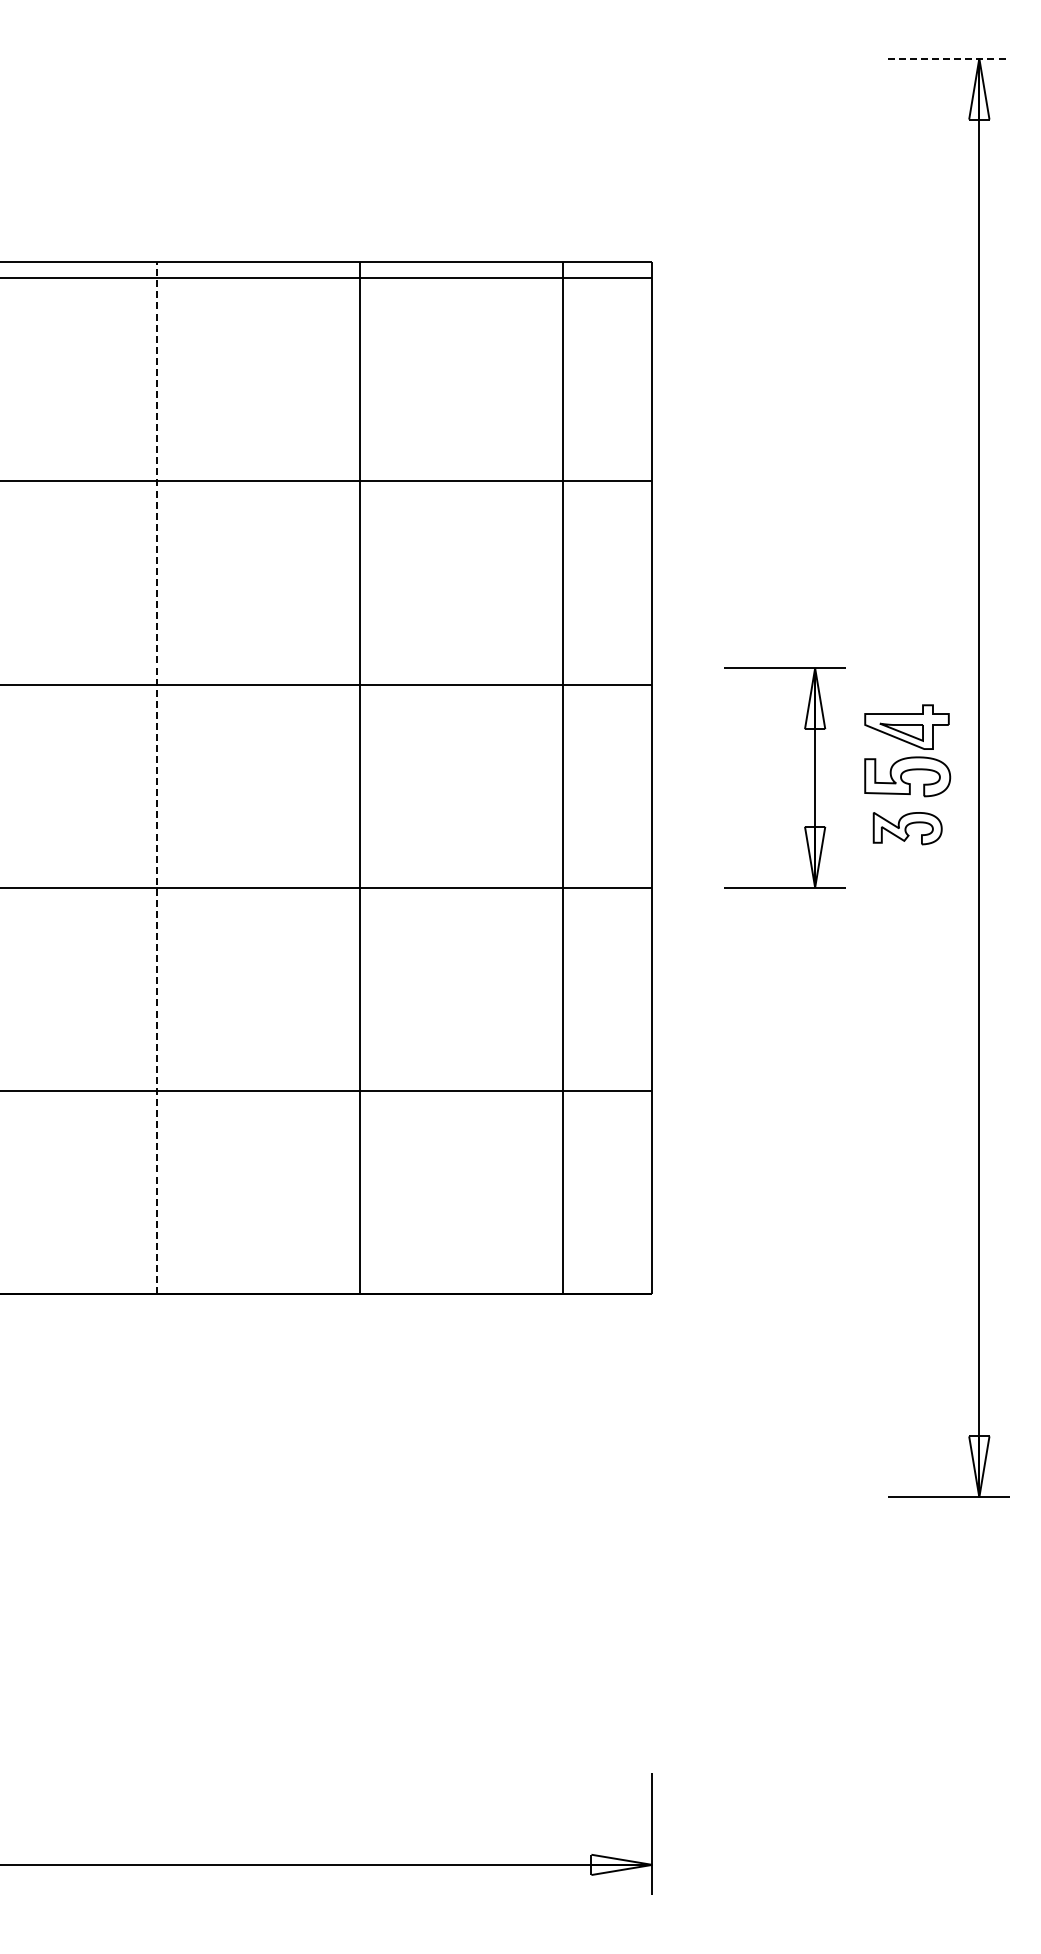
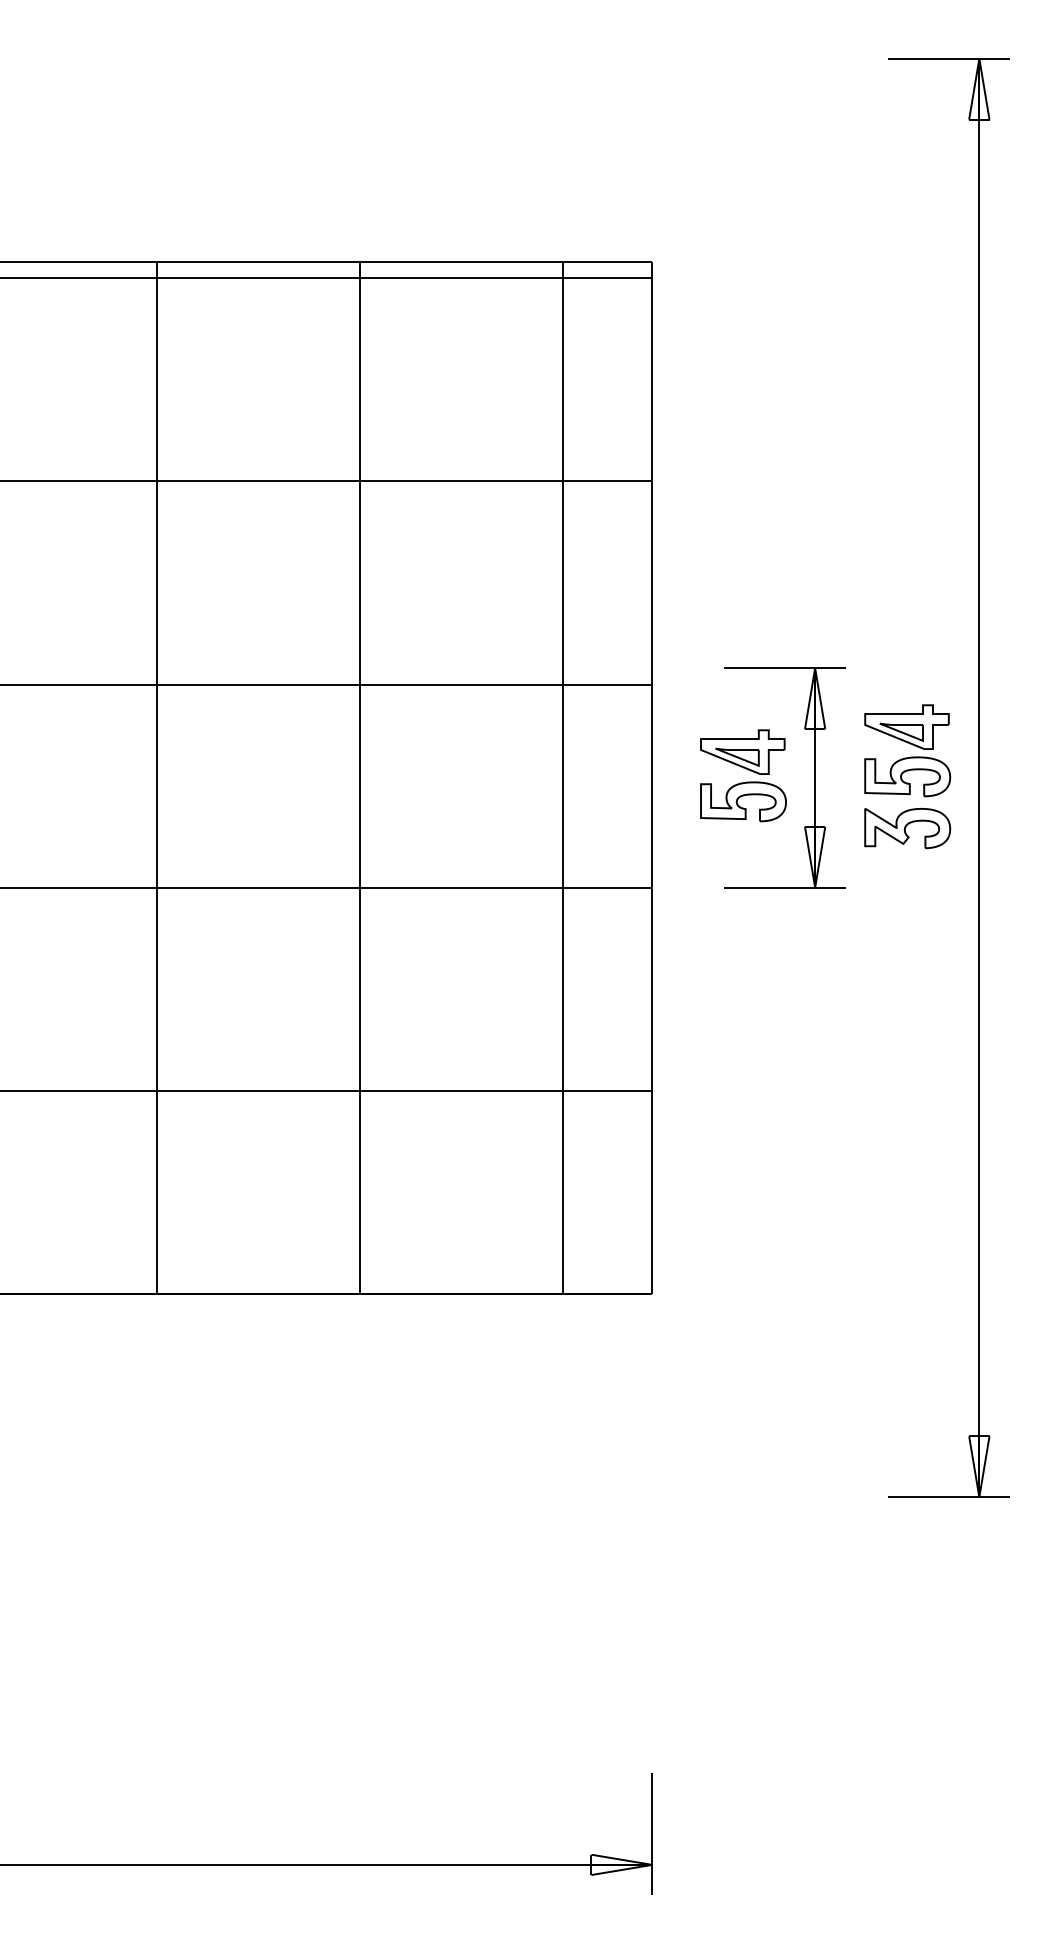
line: dashed -> solid (948, 58)
part: none -> present (745, 769)
line: dashed -> solid (156, 777)
part size: 71x34 px -> 88x42 px (907, 828)
